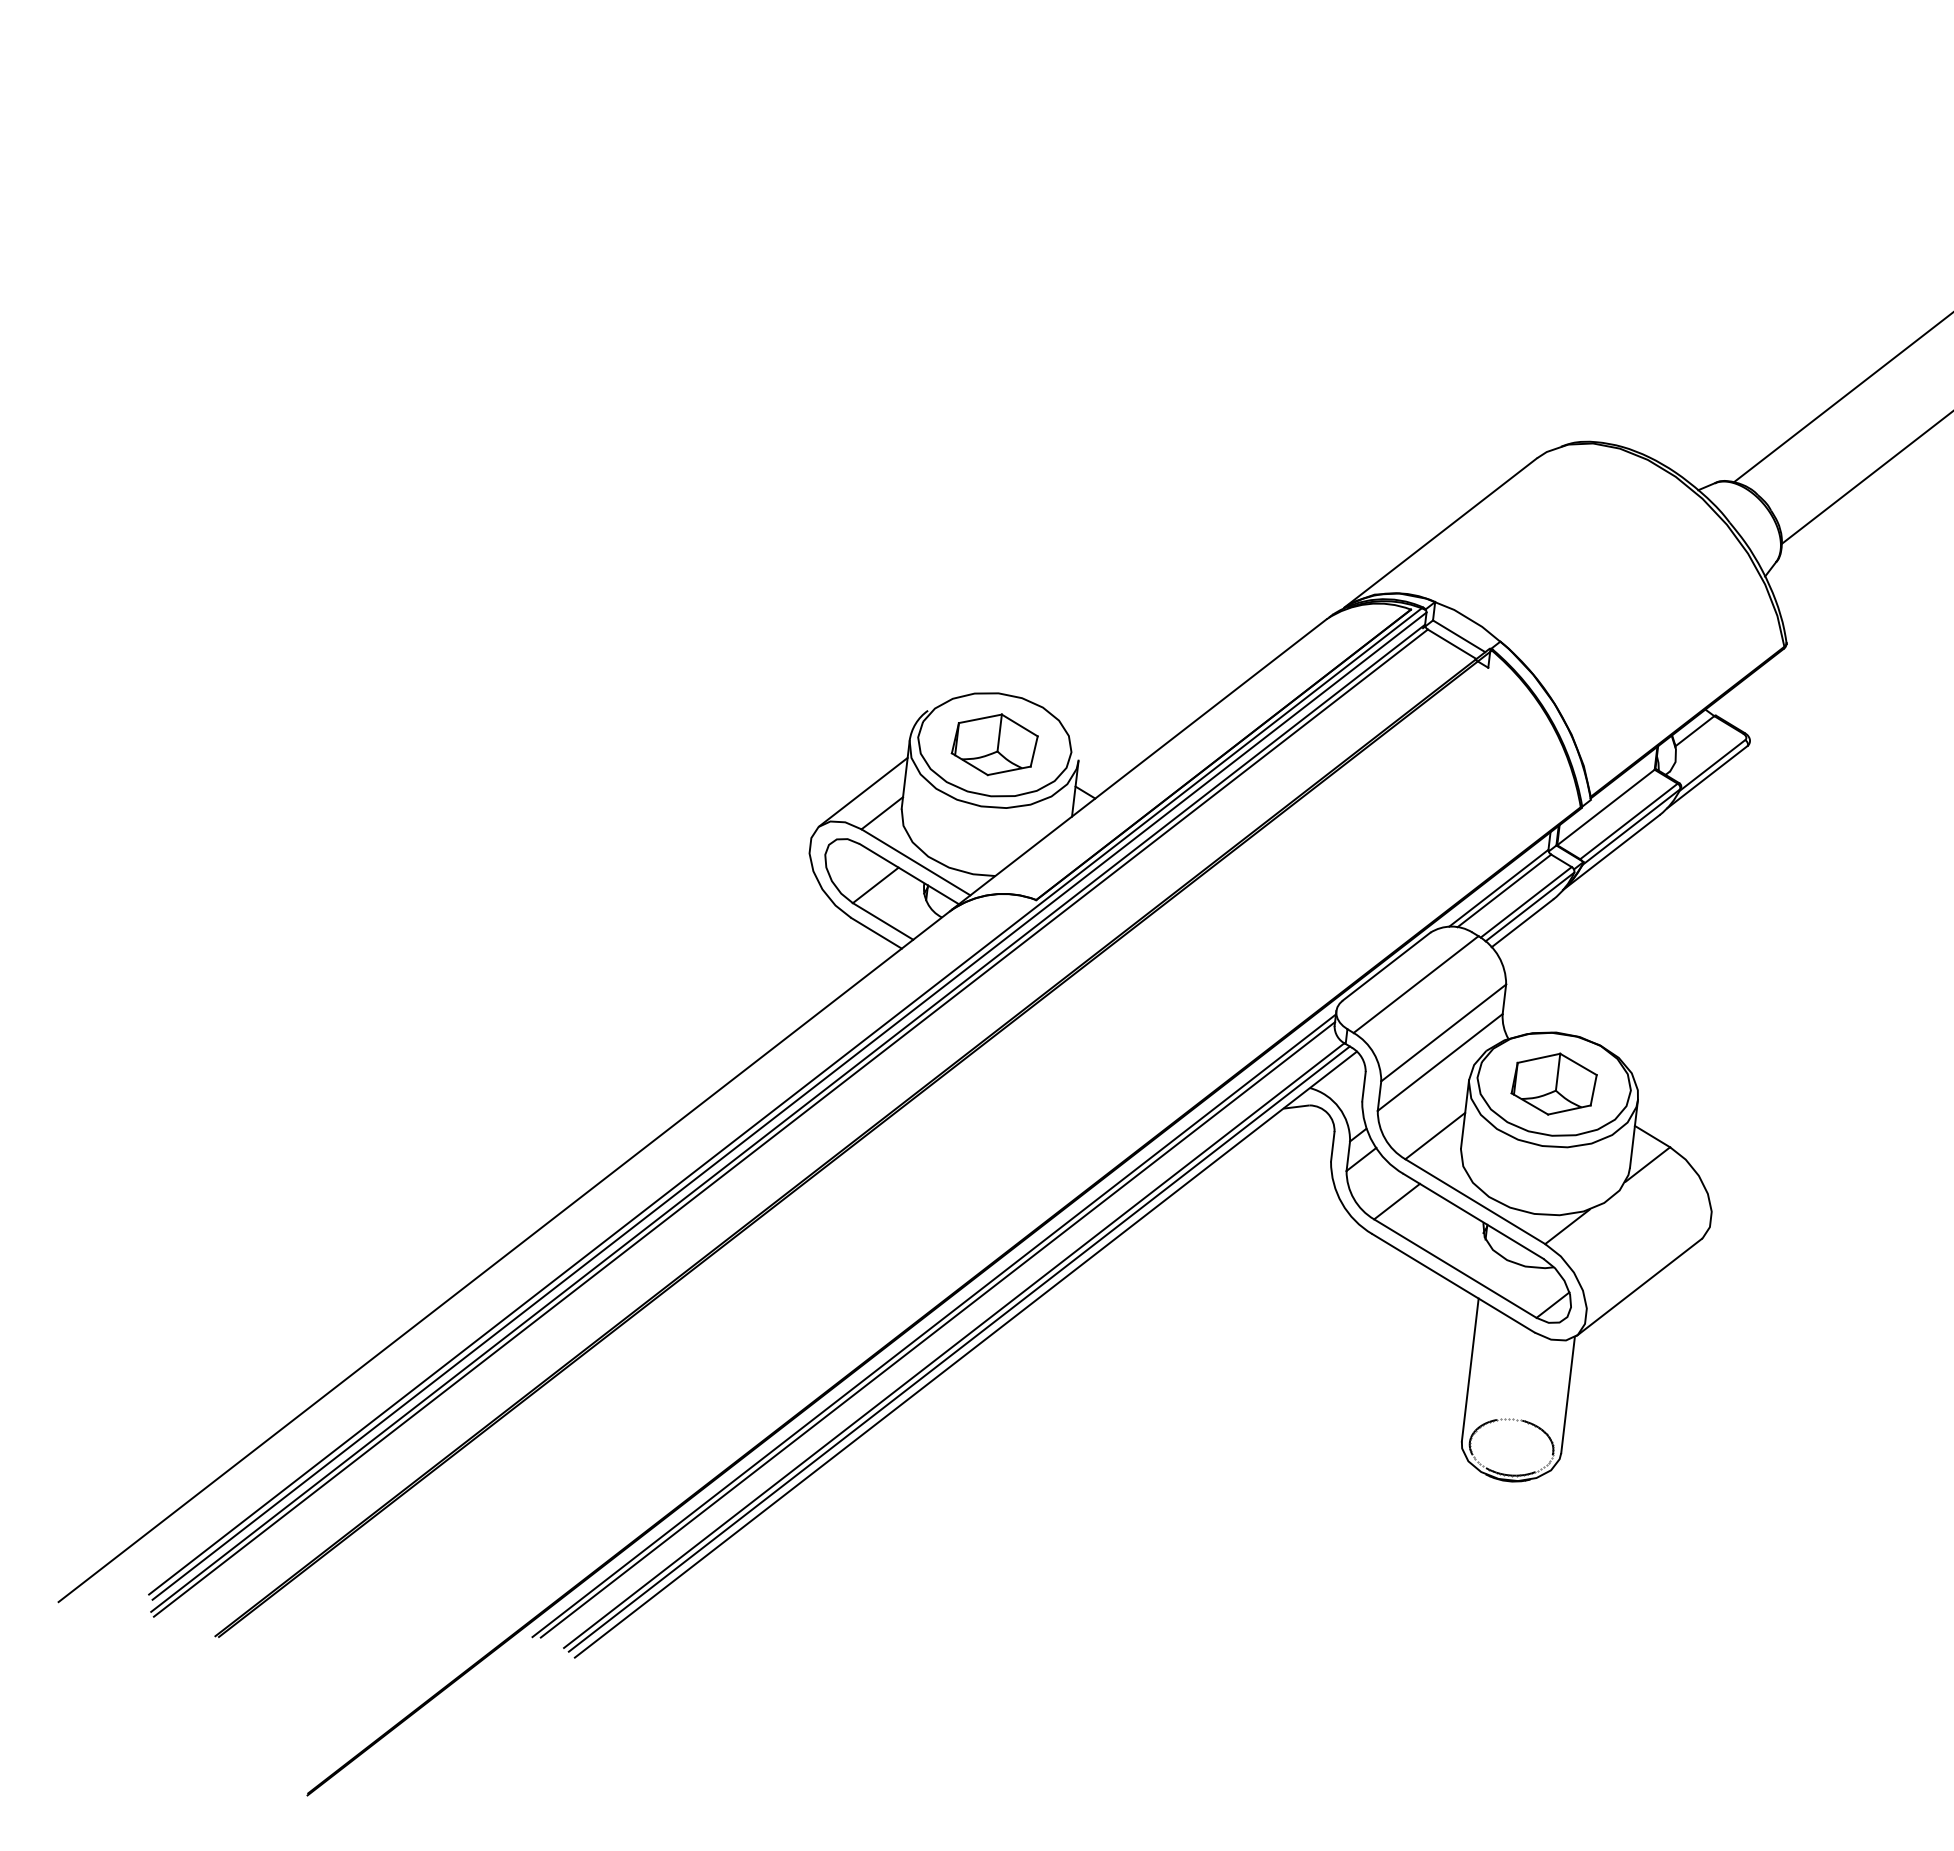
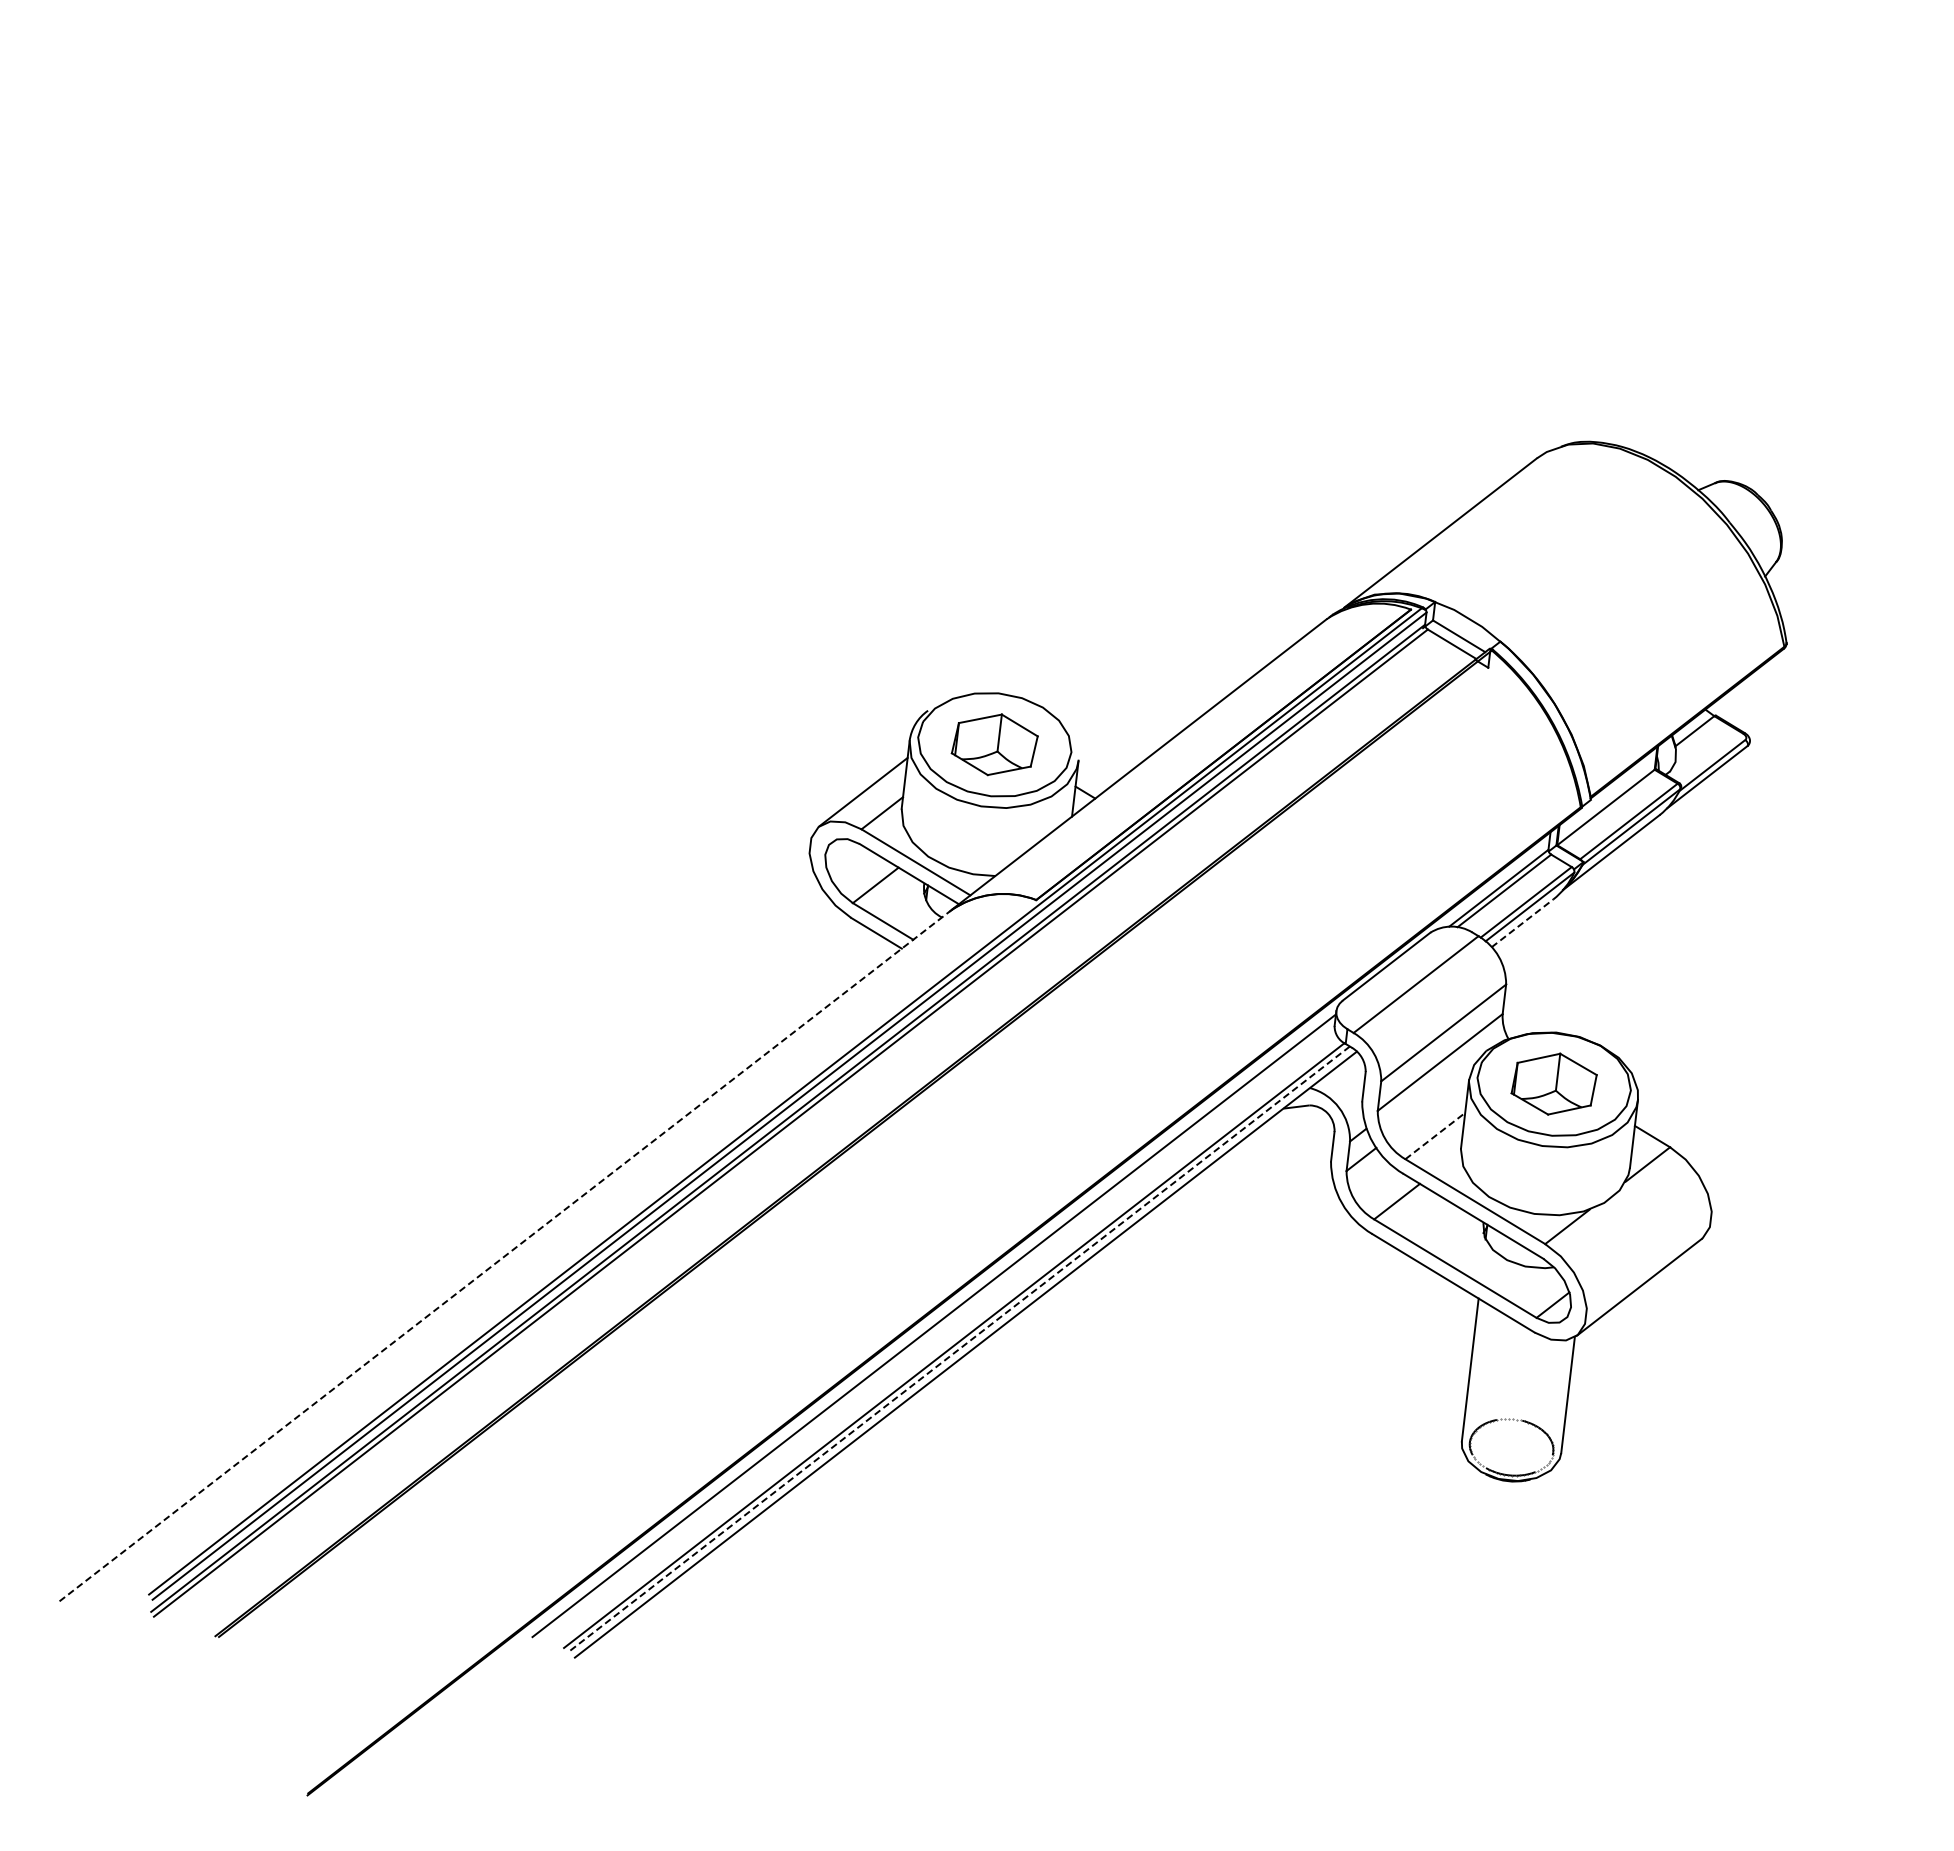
line: present -> none (1841, 398)
line: present -> none (1865, 478)
line: solid -> dashed (1522, 923)
line: solid -> dashed (1435, 1136)
line: solid -> dashed (504, 1256)
line: present -> none (937, 1329)
line: solid -> dashed (959, 1349)
